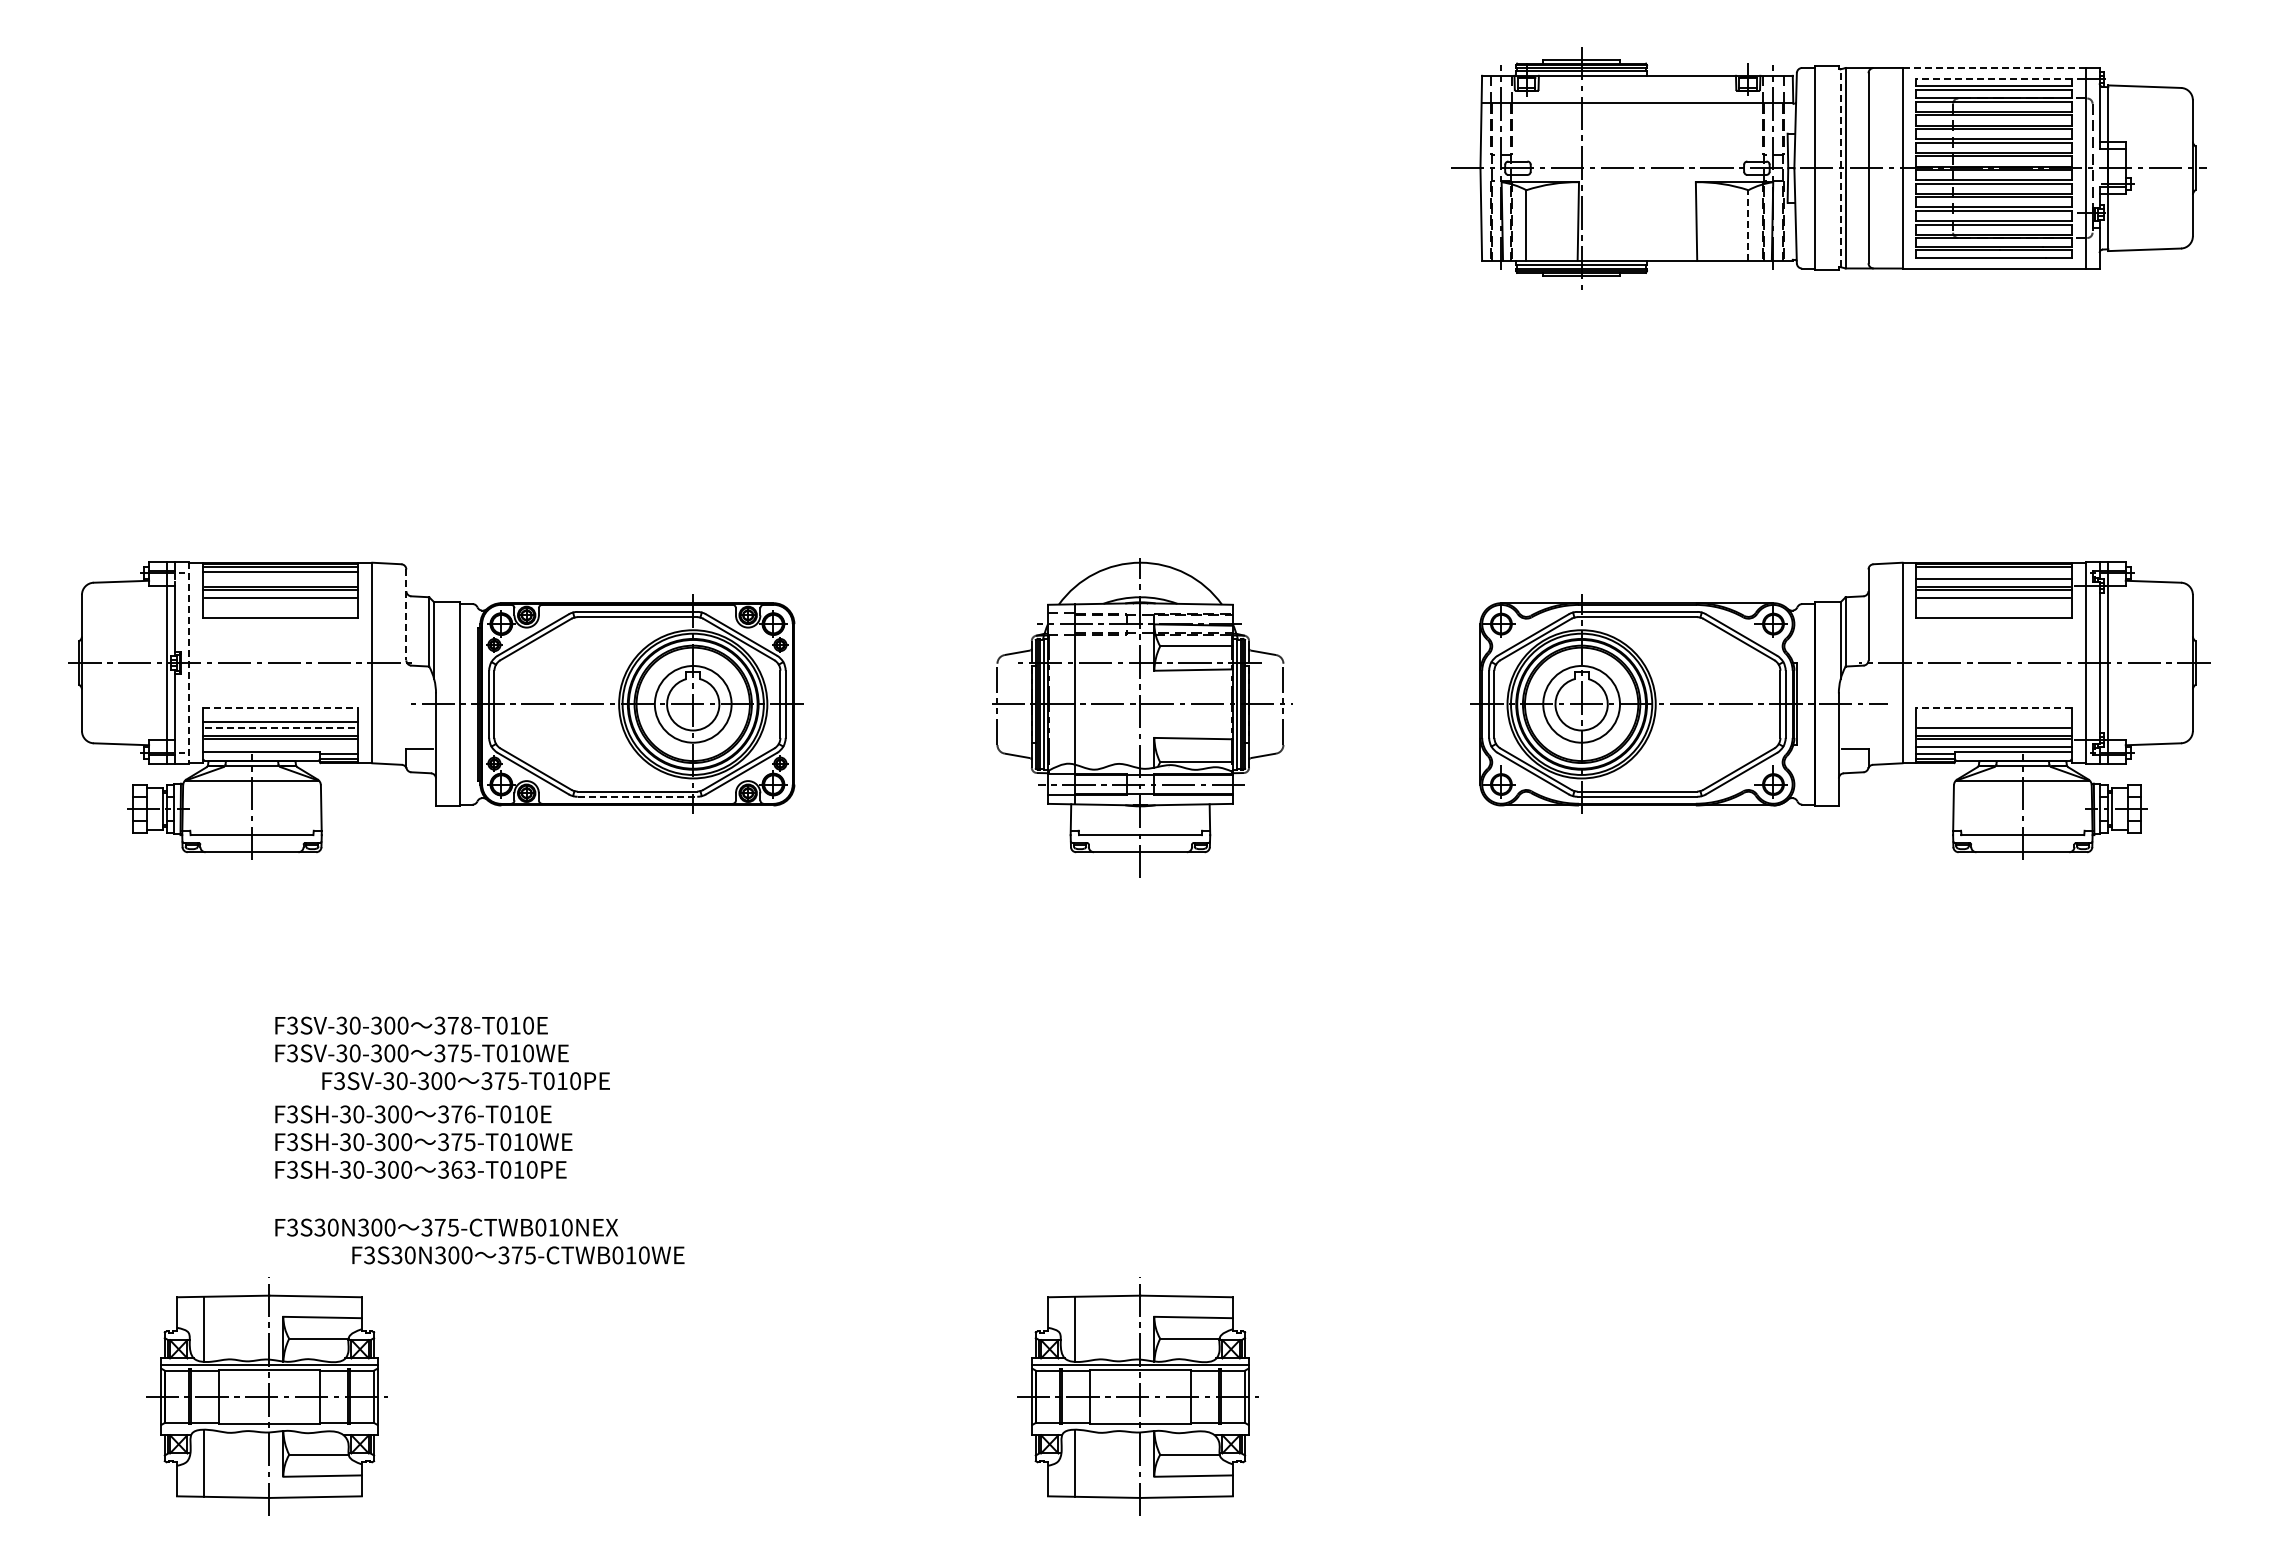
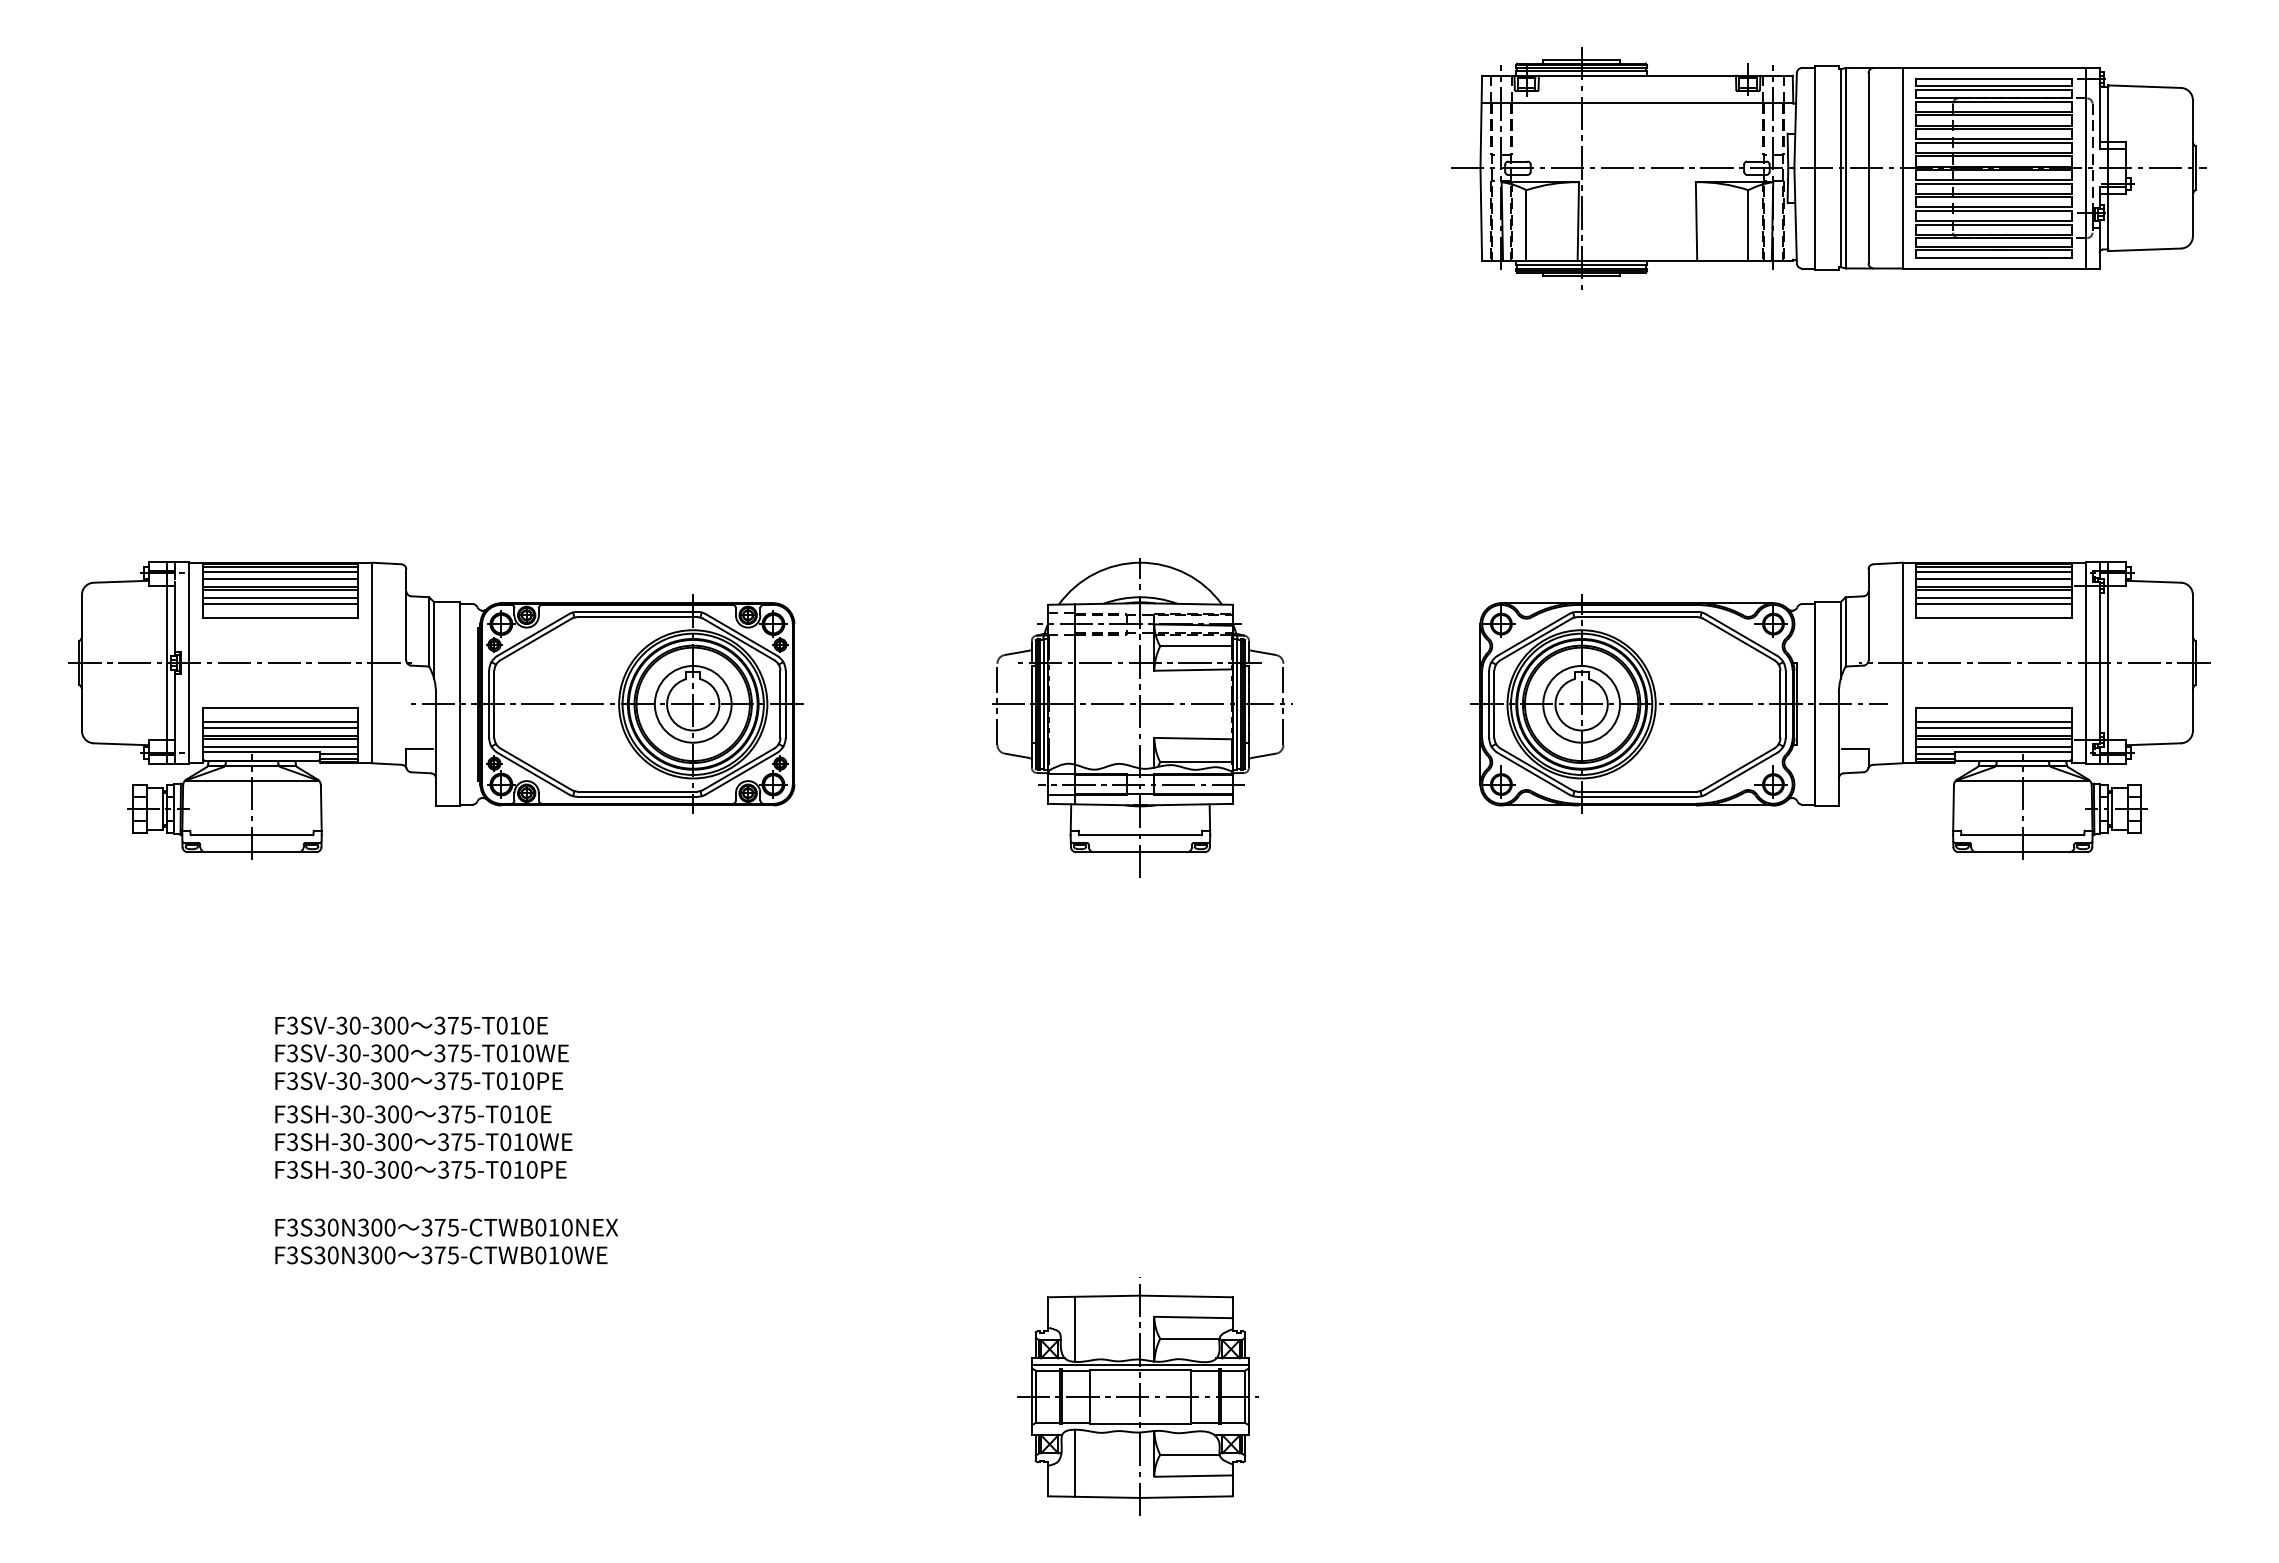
line: dashed -> solid (1994, 67)
line: dashed -> solid (1994, 78)
line: dashed -> solid (1840, 168)
line: dashed -> solid (1748, 224)
line: none -> present (1993, 571)
line: none -> present (280, 579)
line: none -> present (280, 604)
line: none -> present (1993, 604)
line: dashed -> solid (406, 615)
line: dashed -> solid (189, 663)
line: dashed -> solid (280, 708)
line: dashed -> solid (1994, 708)
line: none -> present (1993, 721)
line: dashed -> solid (280, 727)
line: none -> present (280, 746)
line: dashed -> solid (637, 796)
text: 378-T010E -> 375-T010E (465, 1025)
text position: (465, 1081) -> (418, 1081) (418, 1081)
text: 376-T010E -> 375-T010E (469, 1114)
text: 363-T010PE -> 375-T010PE (463, 1169)
text position: (518, 1255) -> (441, 1255) (441, 1255)
part: present -> none (266, 1396)
